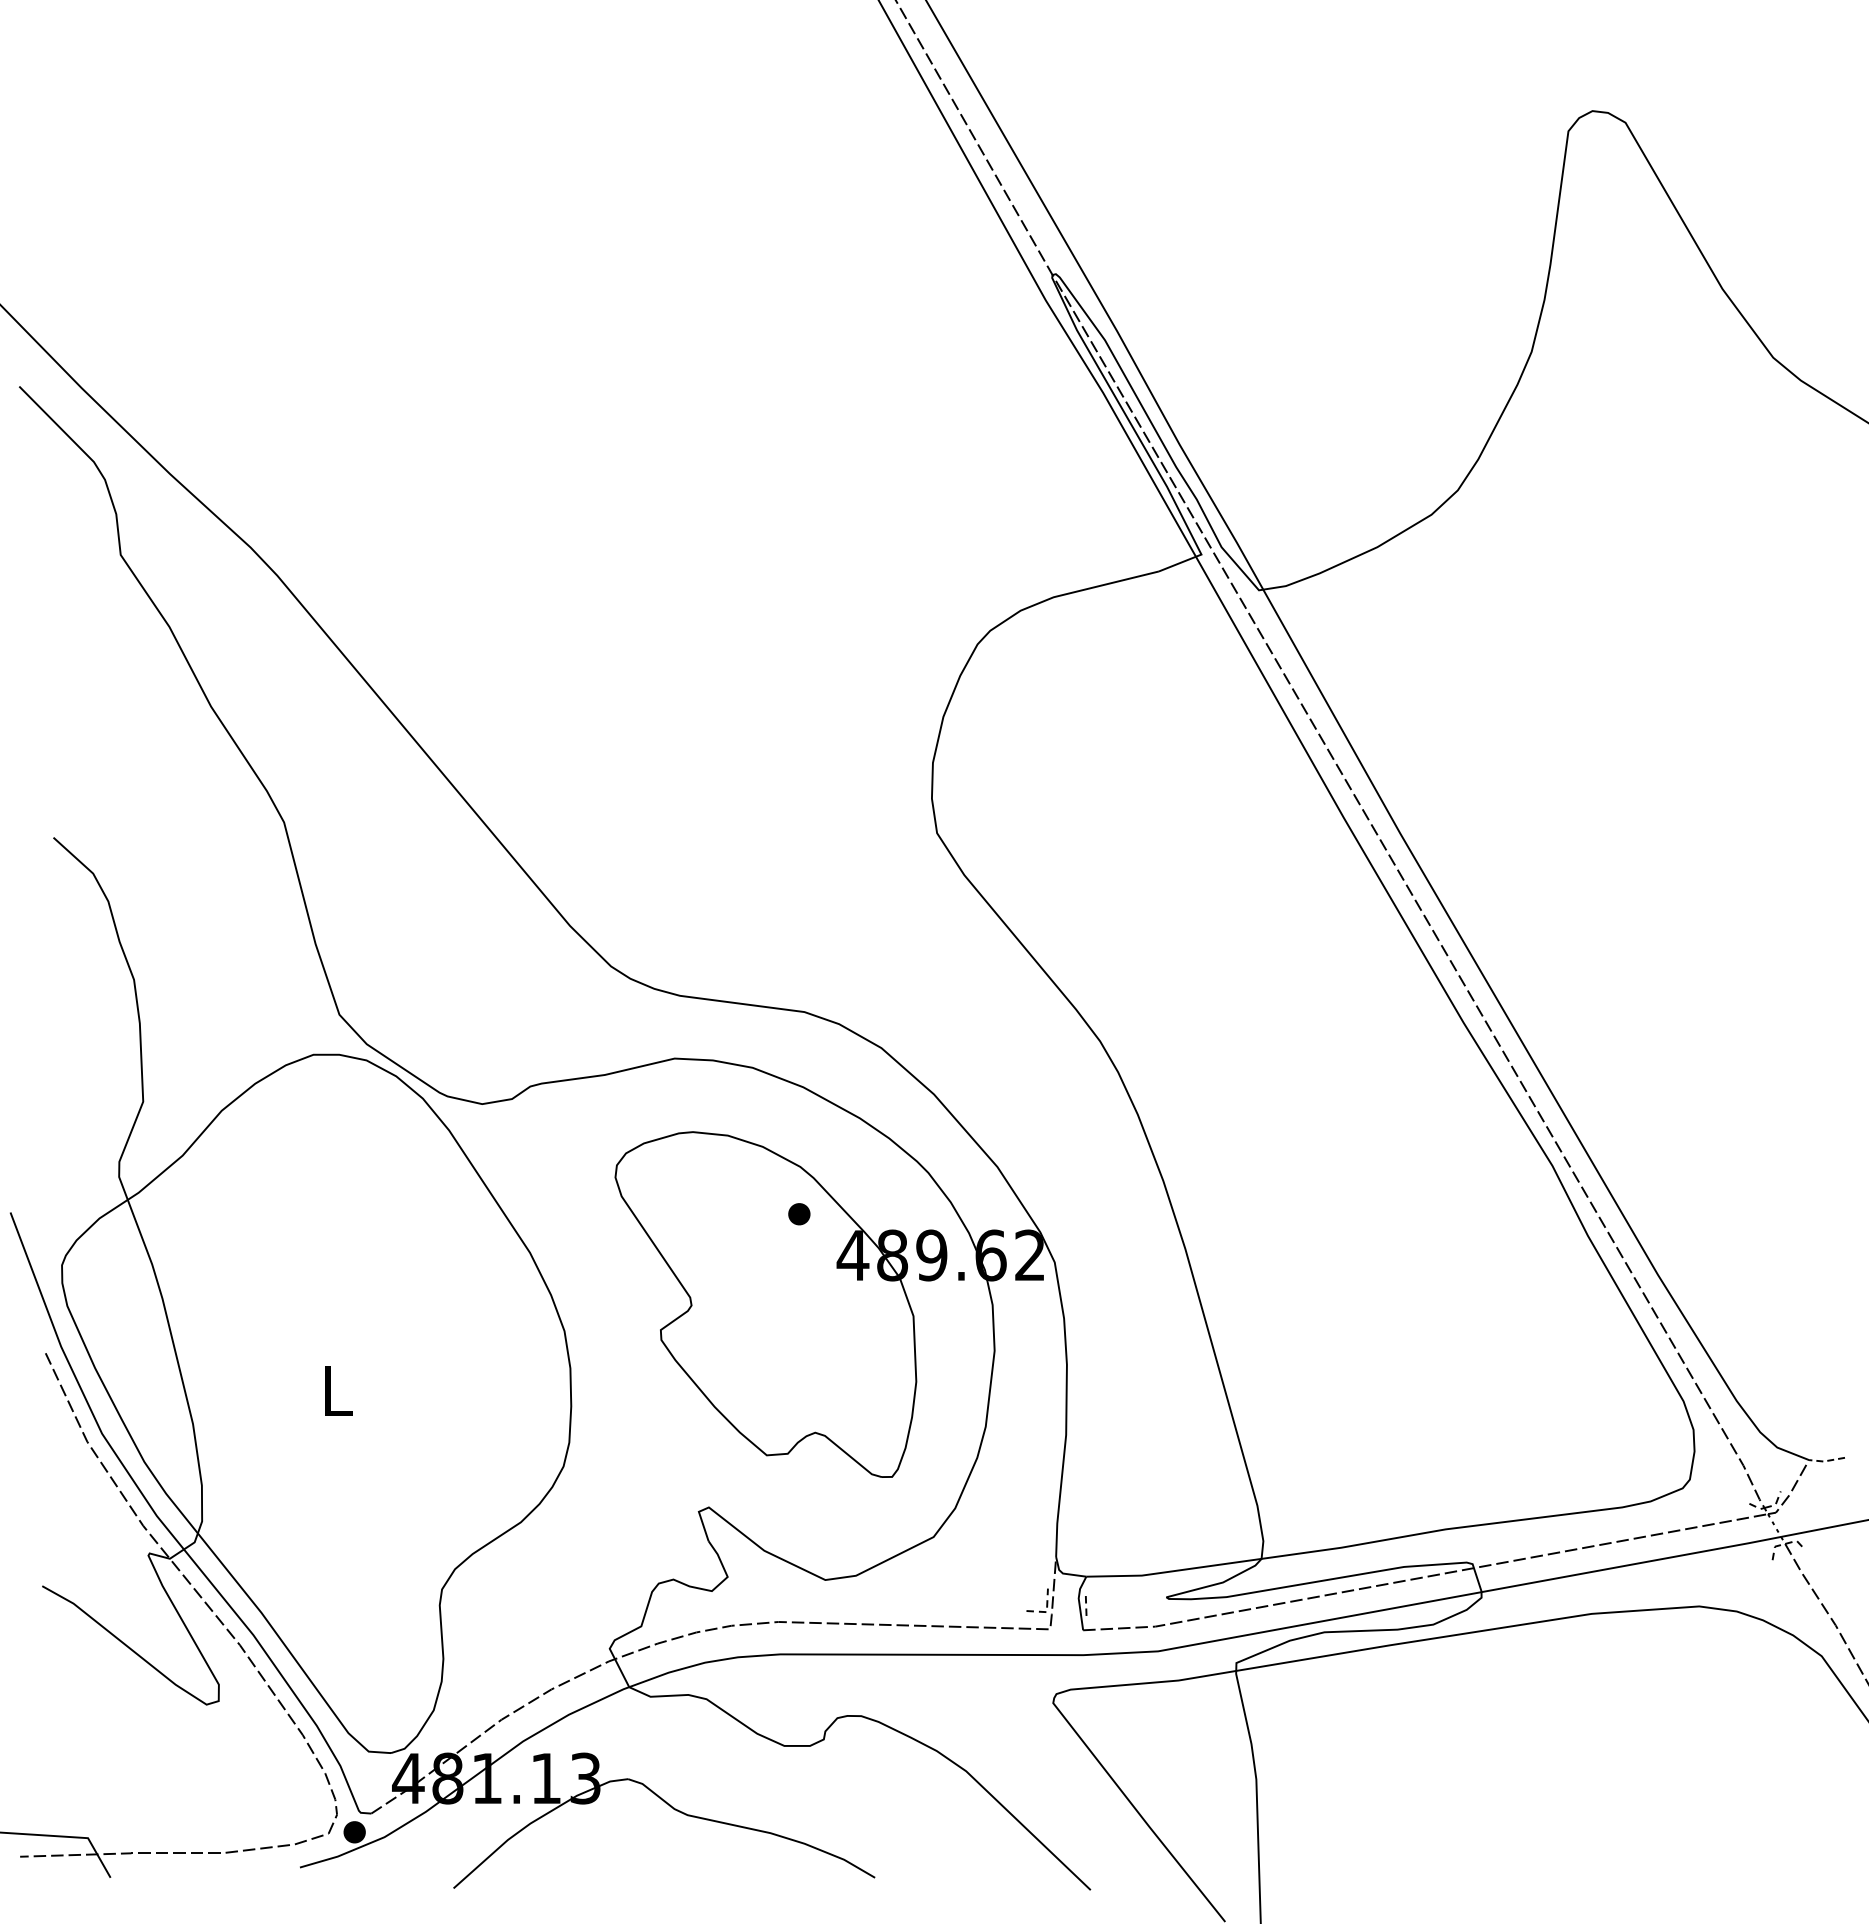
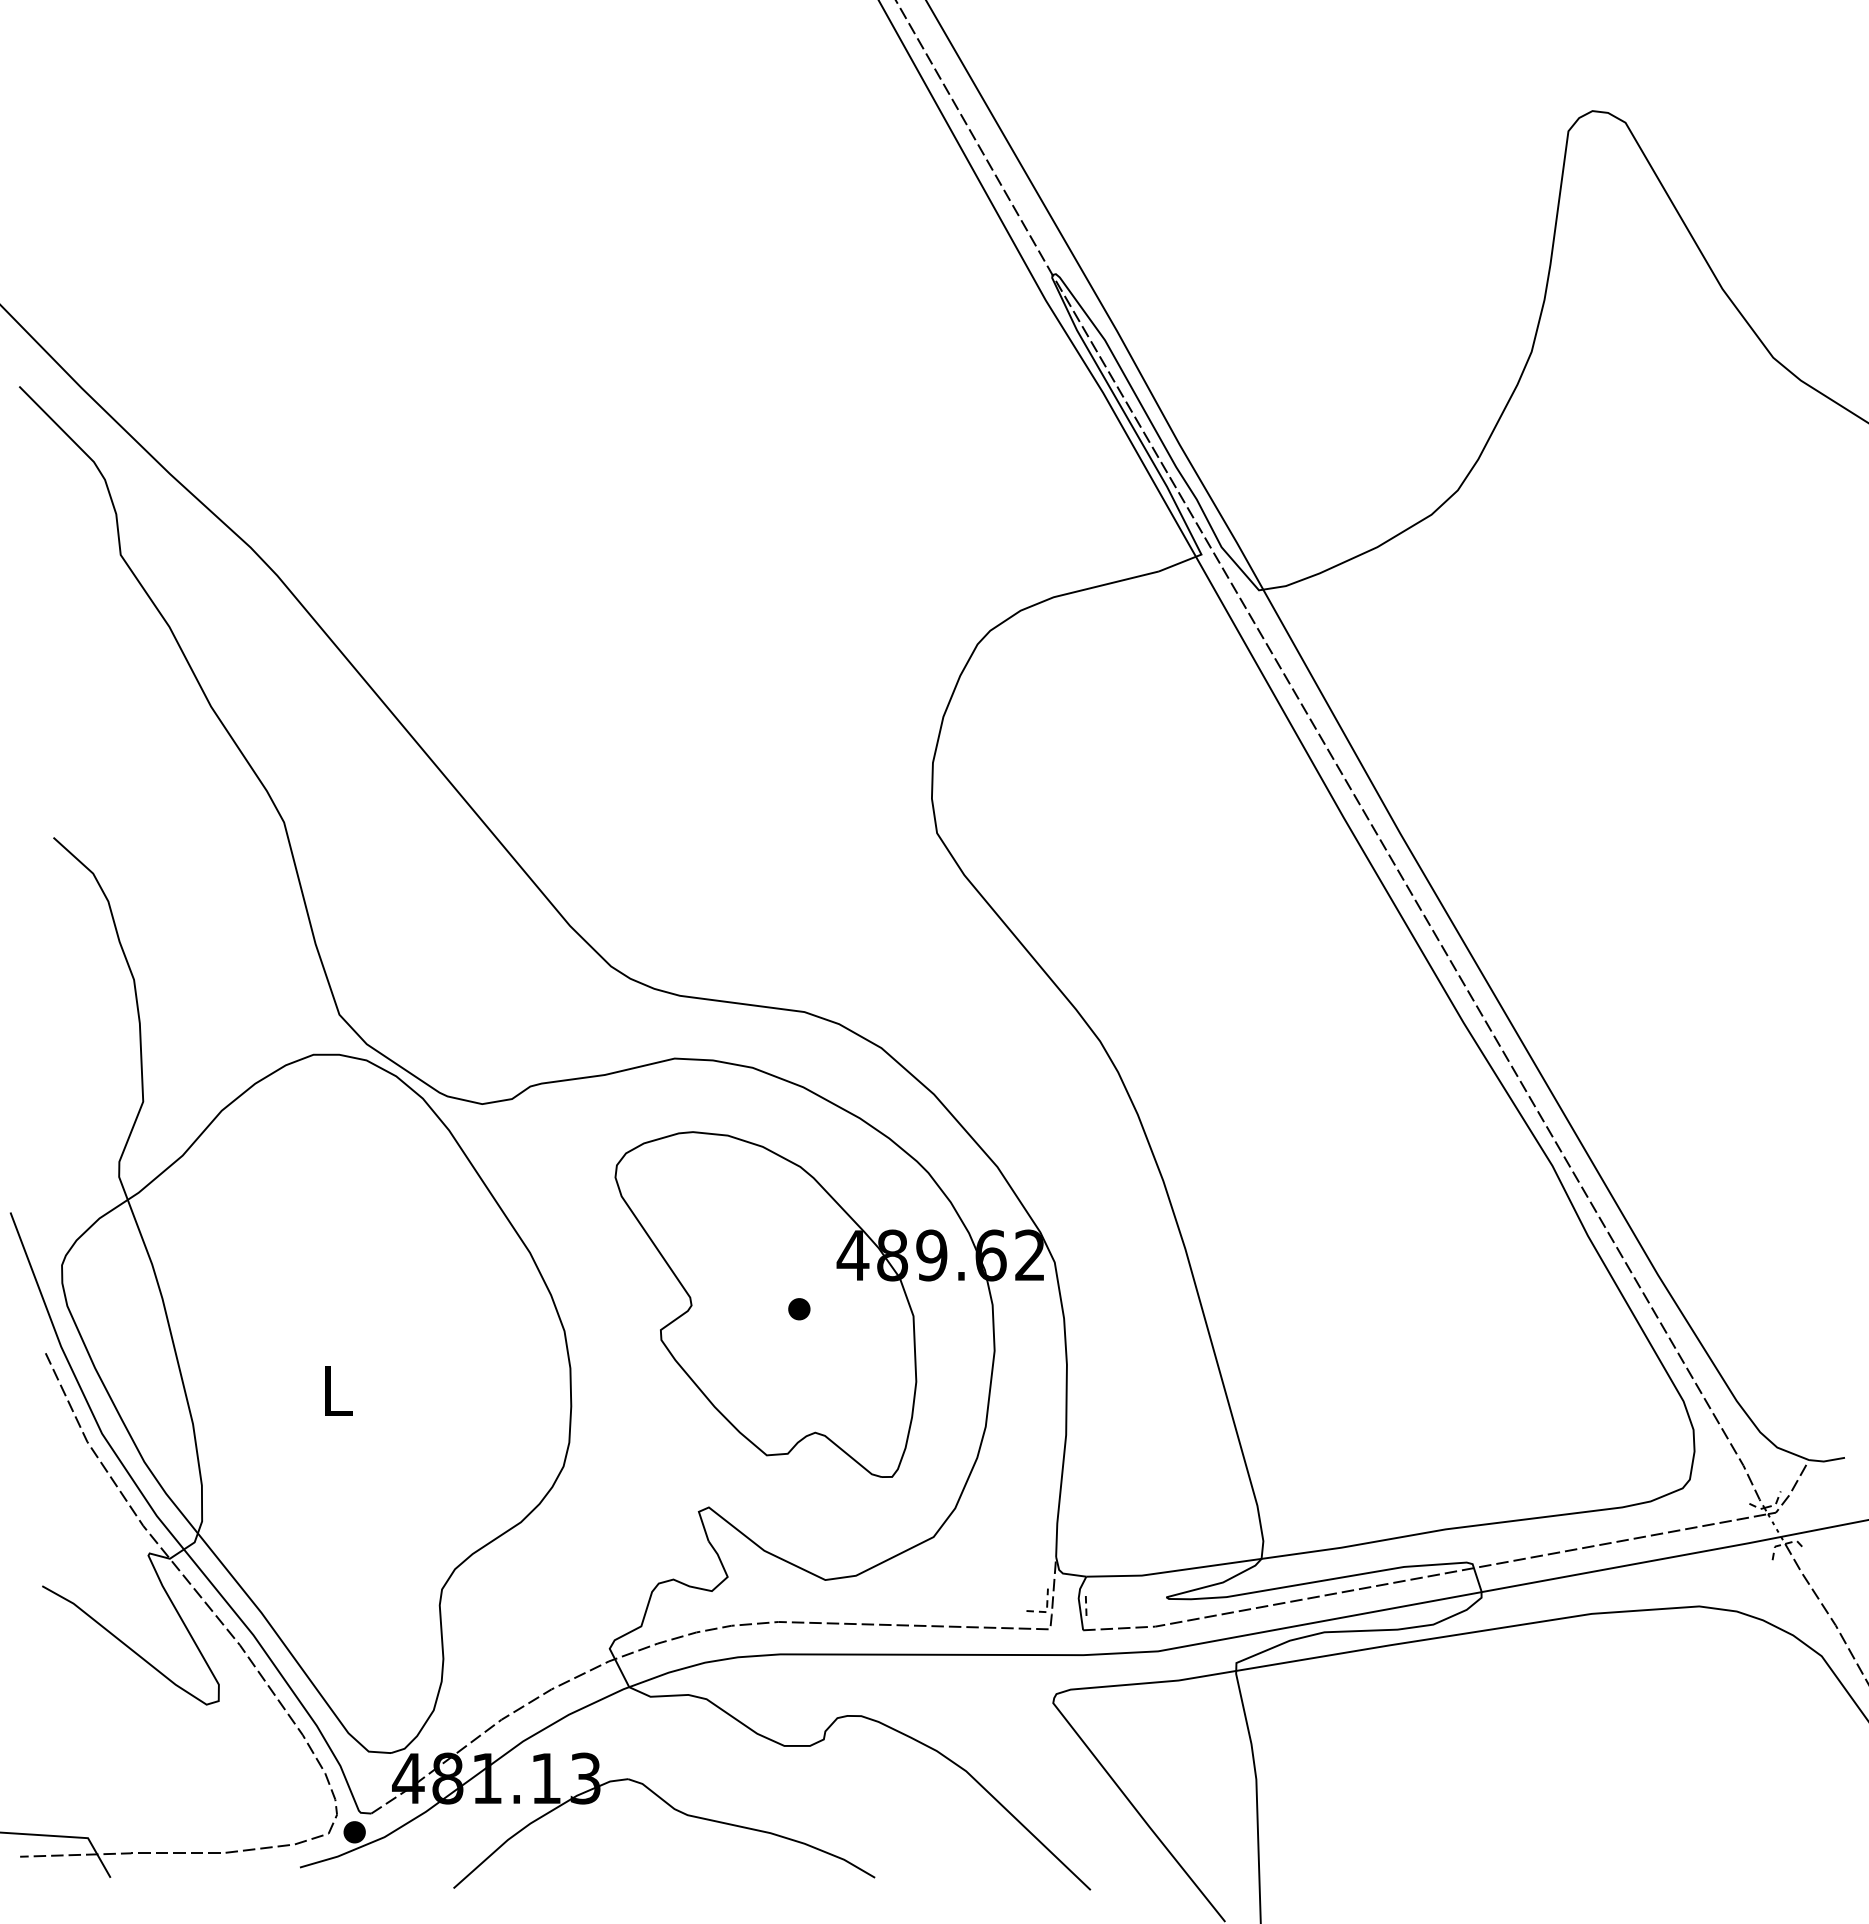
part position: (799, 1214) -> (799, 1309) (799, 1309)
line: dashed -> solid (1826, 1461)
